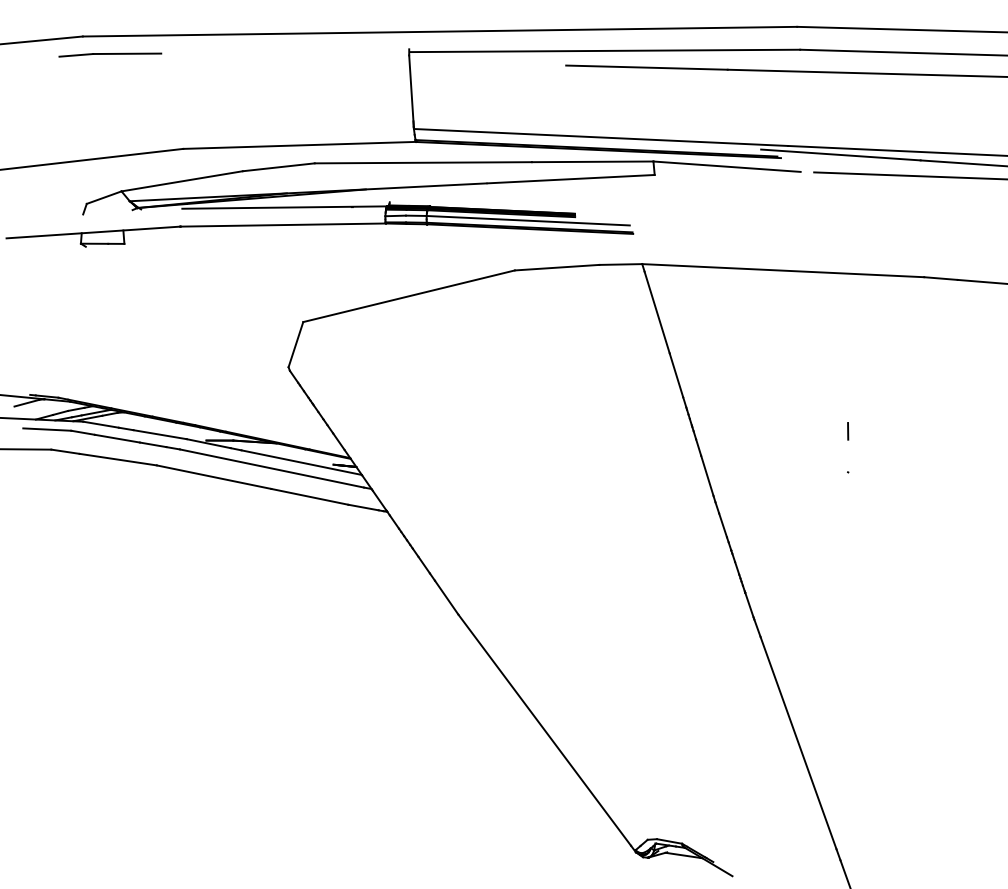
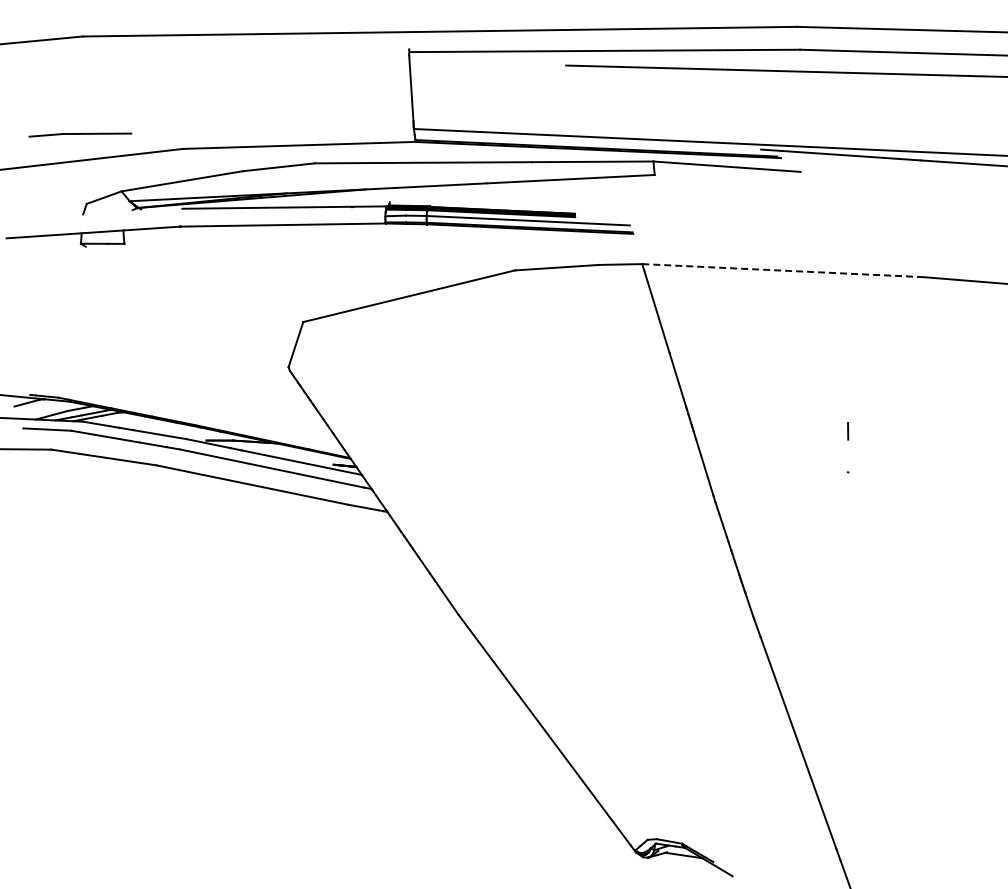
part position: (110, 54) -> (80, 134) (80, 134)
line: present -> none (909, 175)
line: solid -> dashed (783, 270)
